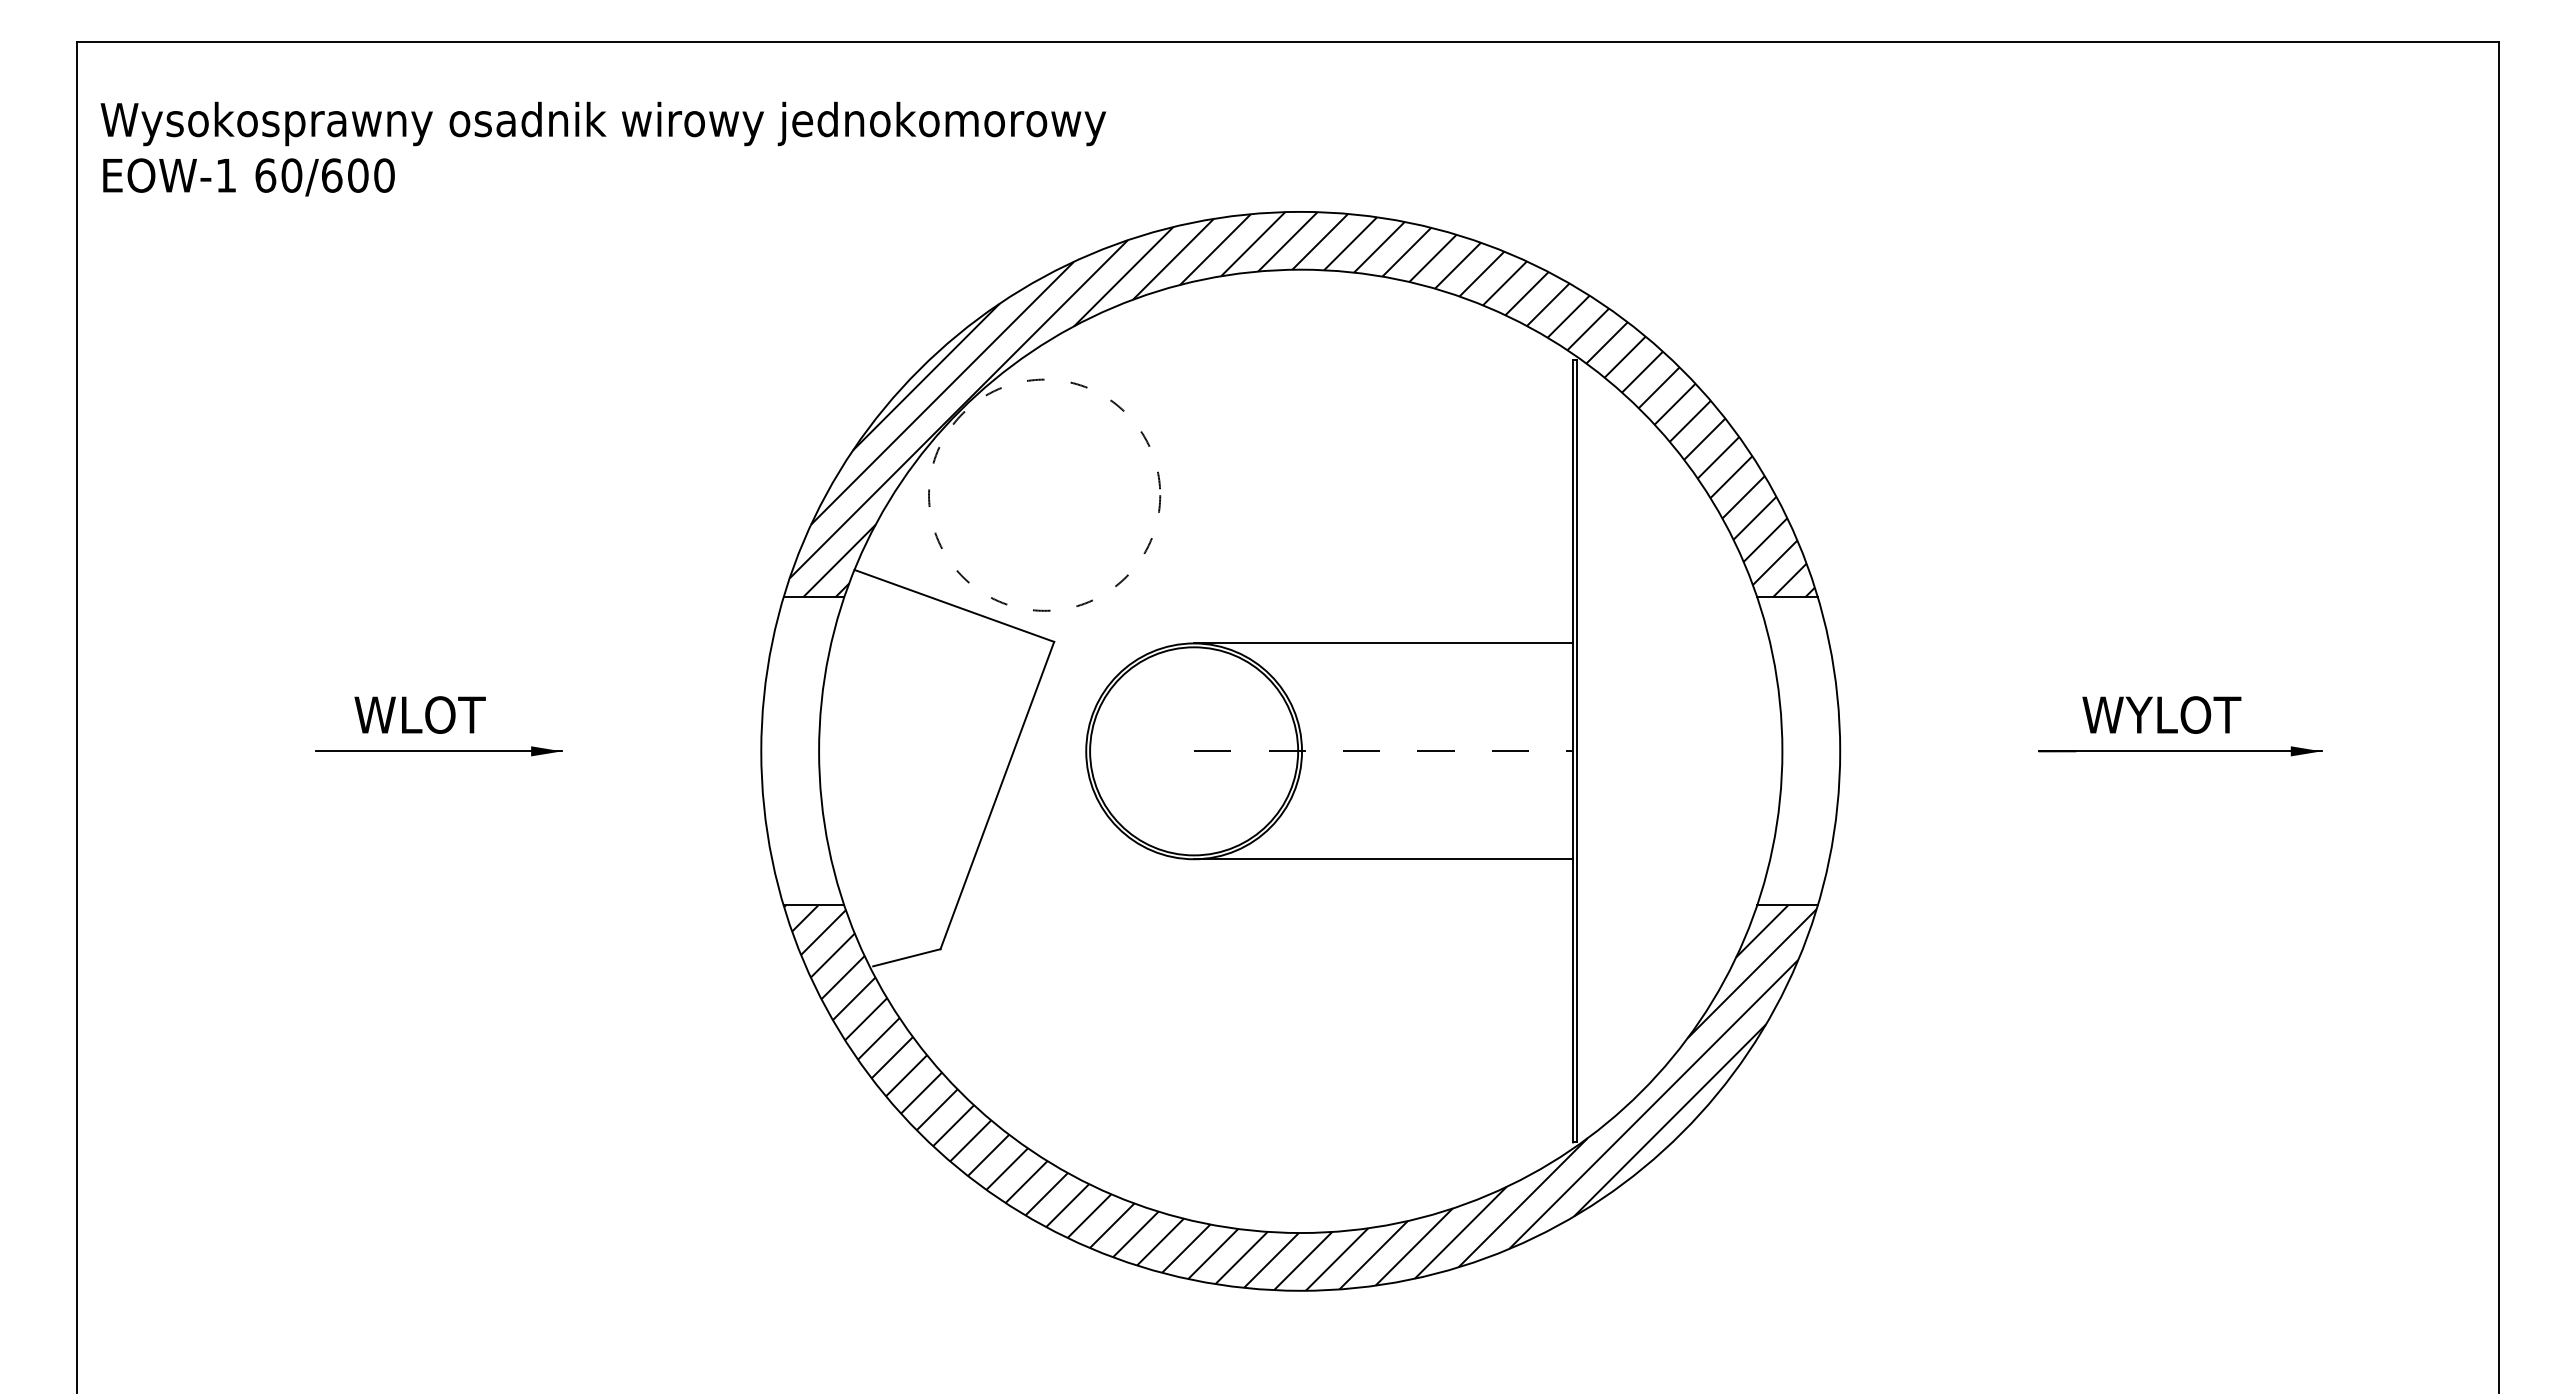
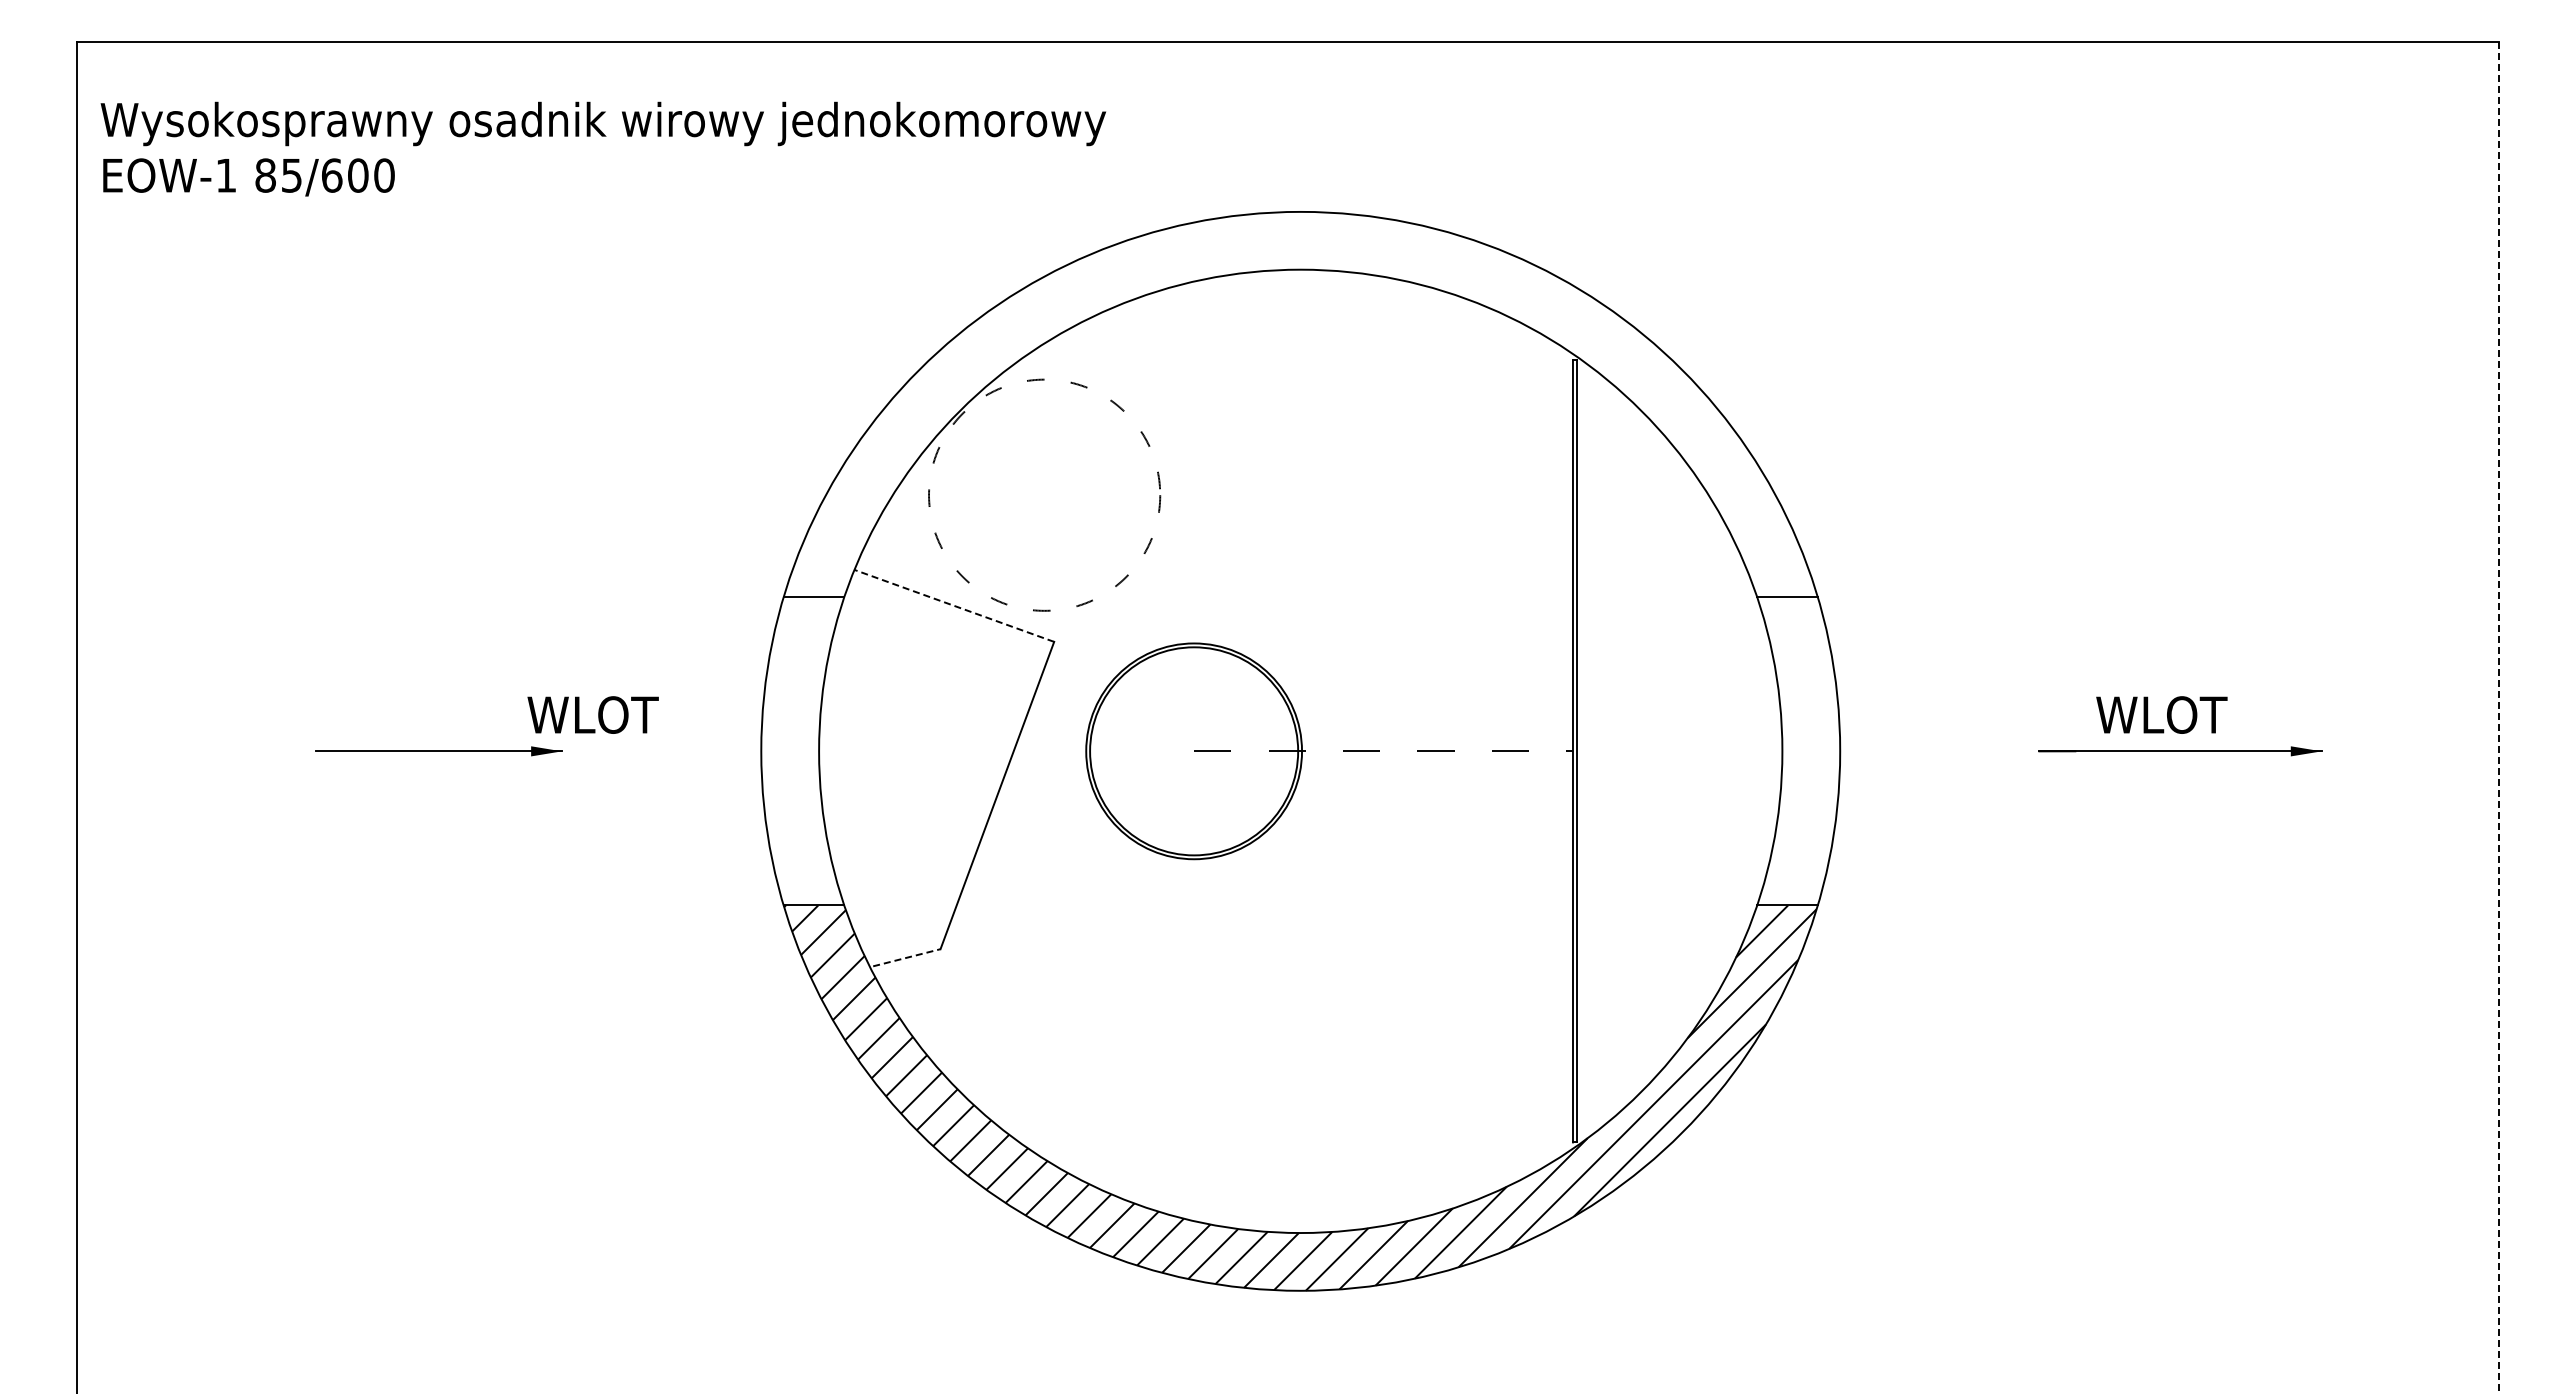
text: 60/600 -> 85/600 (278, 175)
hatch: present -> none (1301, 404)
line: solid -> dashed (953, 605)
line: present -> none (1383, 643)
text position: (419, 714) -> (592, 714) (592, 714)
text: WYLOT -> WLOT (2161, 714)
line: solid -> dashed (2498, 717)
line: present -> none (1383, 859)
line: solid -> dashed (906, 957)
